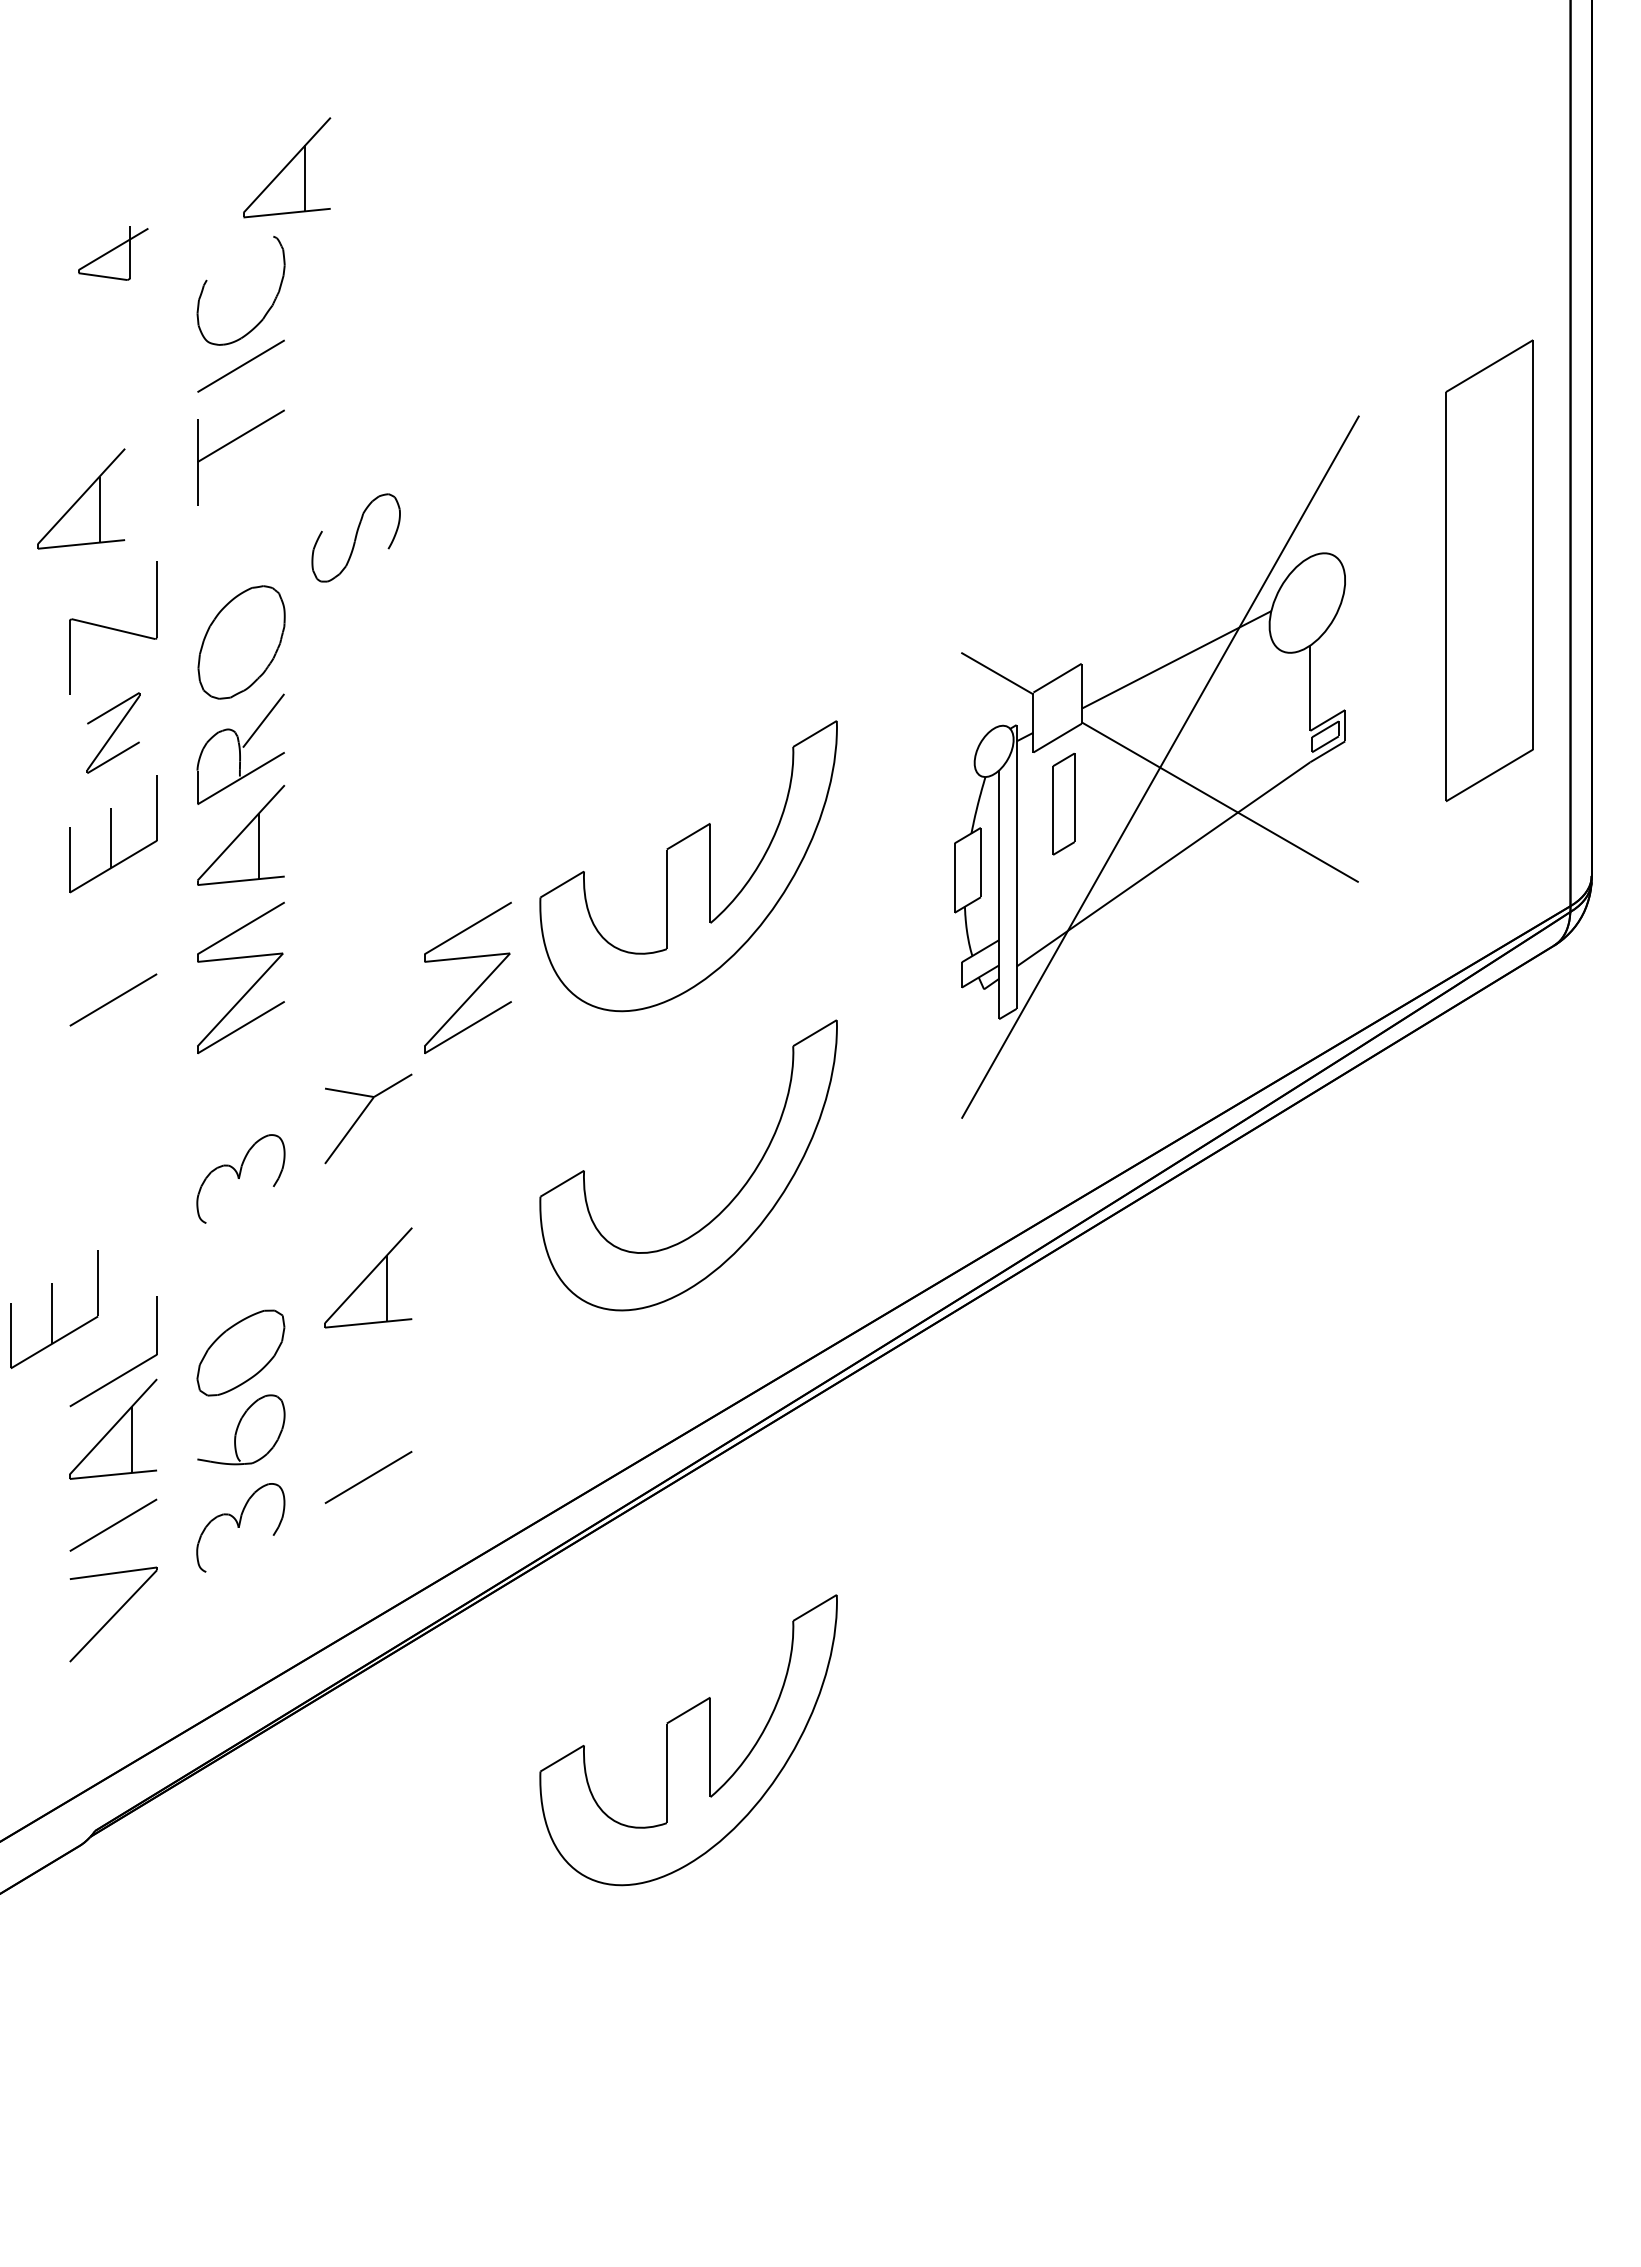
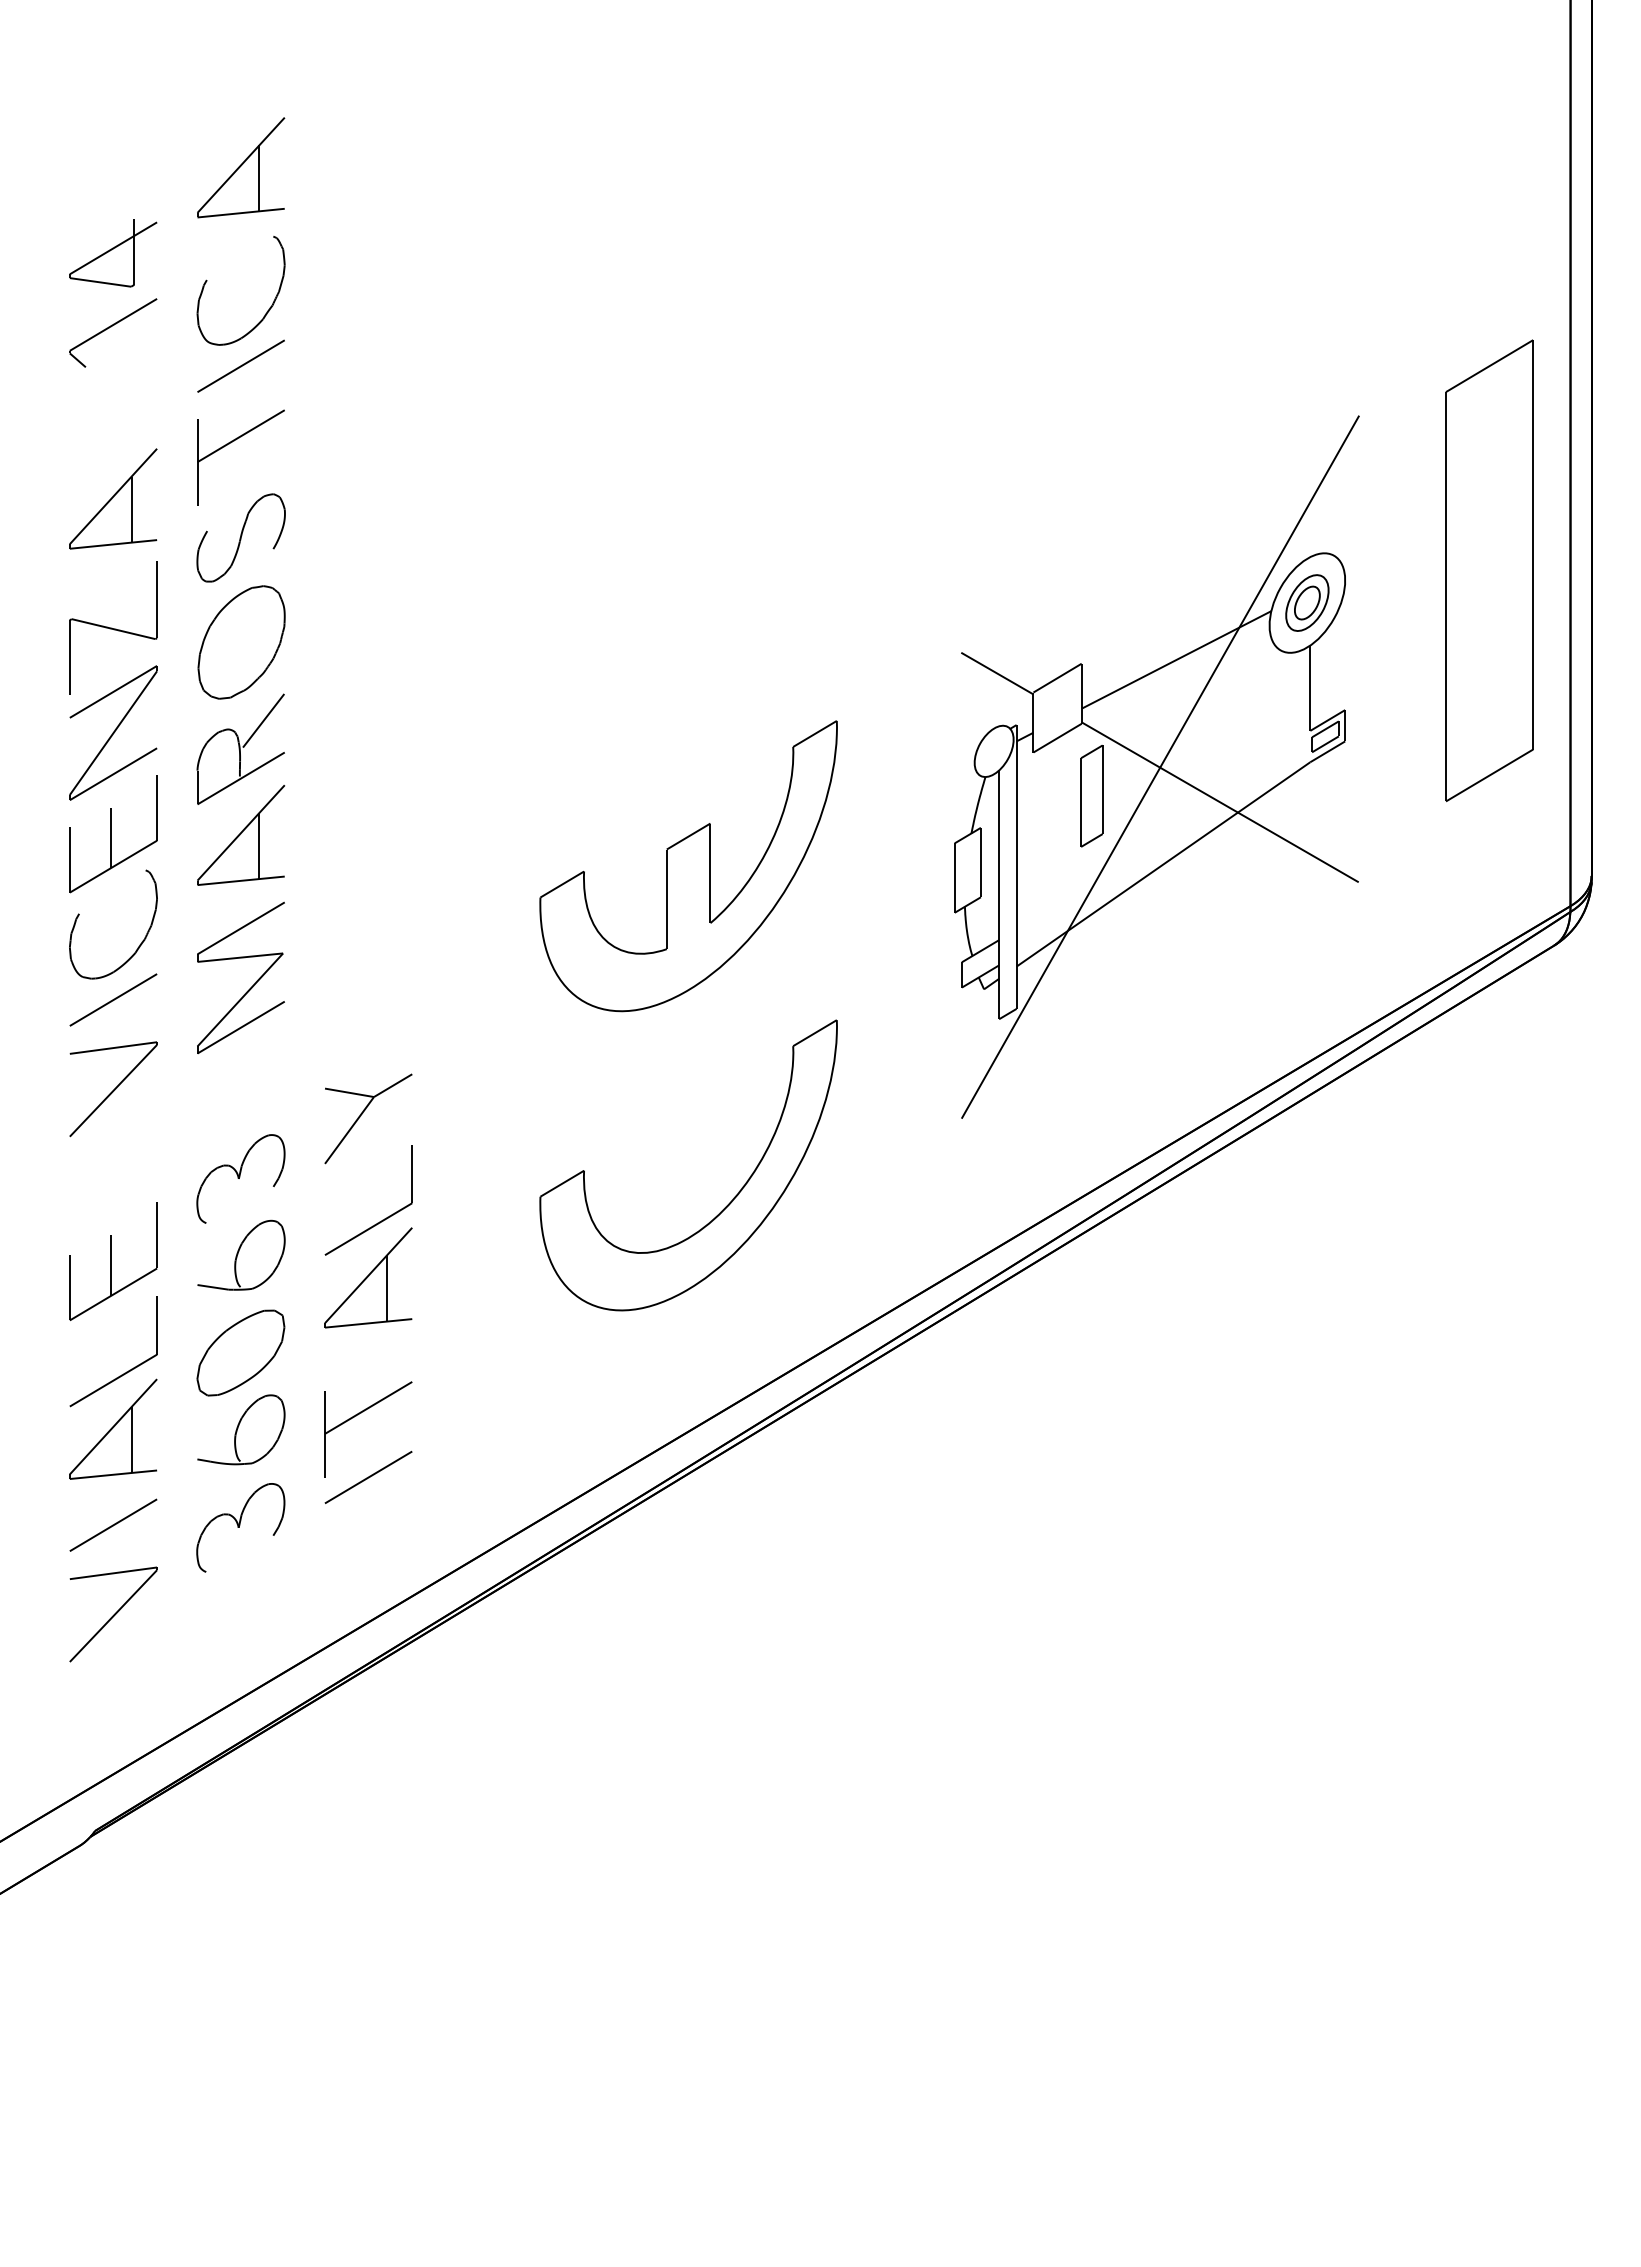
part position: (287, 167) -> (241, 167) (241, 167)
part size: 71x55 px -> 89x69 px (113, 253)
part: none -> present (113, 332)
part position: (81, 498) -> (113, 498) (113, 498)
part position: (355, 537) -> (240, 537) (240, 537)
part: none -> present (1307, 602)
part size: 55x82 px -> 89x136 px (113, 732)
part position: (1063, 804) -> (1091, 796) (1091, 796)
part: none -> present (139, 944)
part: present -> none (477, 987)
part: none -> present (113, 1089)
part: none -> present (382, 1219)
part: none -> present (241, 1254)
part position: (54, 1309) -> (113, 1261) (113, 1261)
part: none -> present (358, 1415)
part: present -> none (688, 1740)
